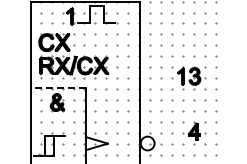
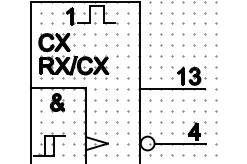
line: dashed -> solid (58, 88)
line: none -> present (172, 88)
line: none -> present (179, 143)
